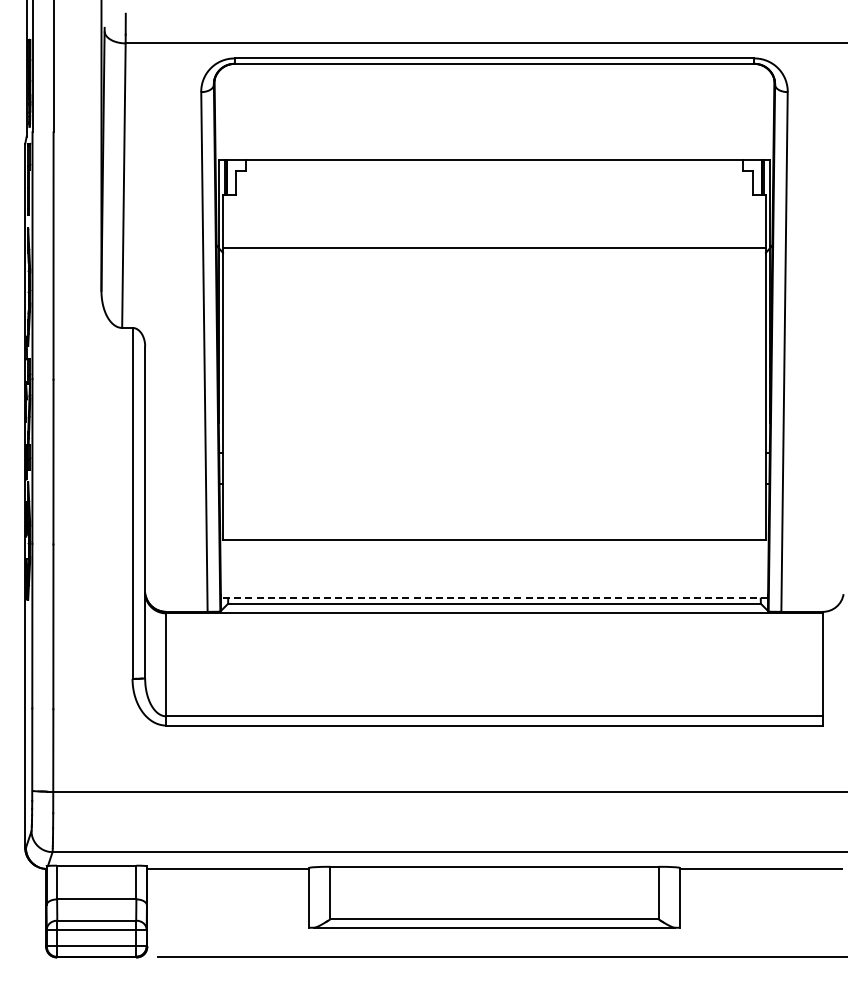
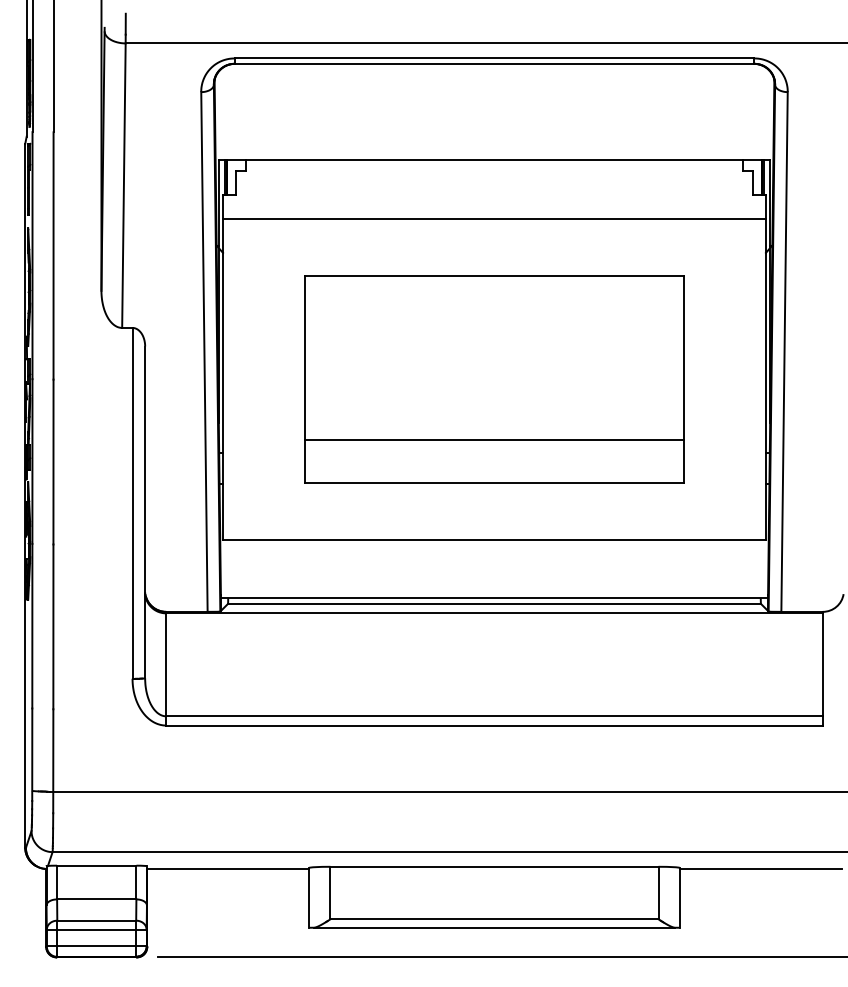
line position: (494, 248) -> (494, 219) (494, 219)
part: none -> present (494, 379)
line: dashed -> solid (494, 597)
